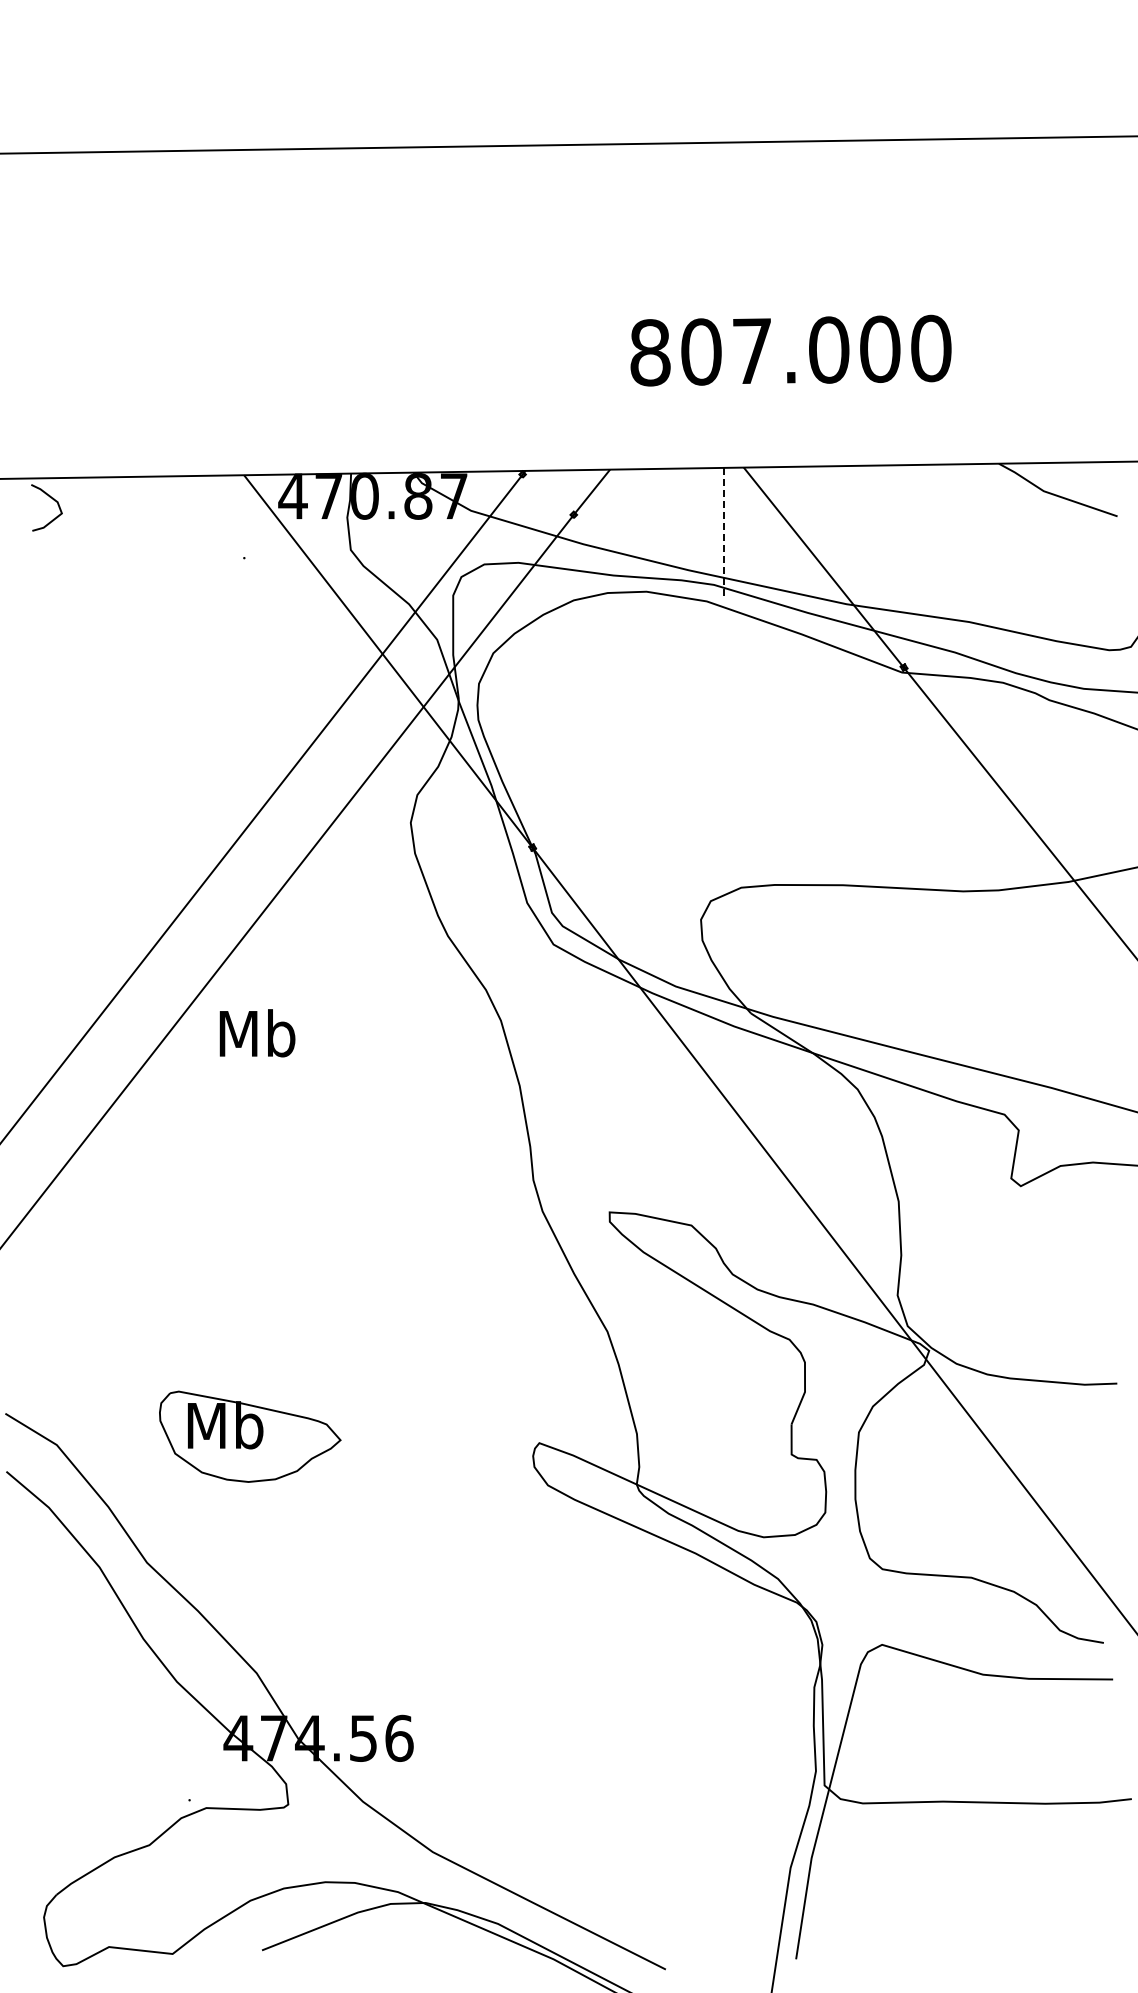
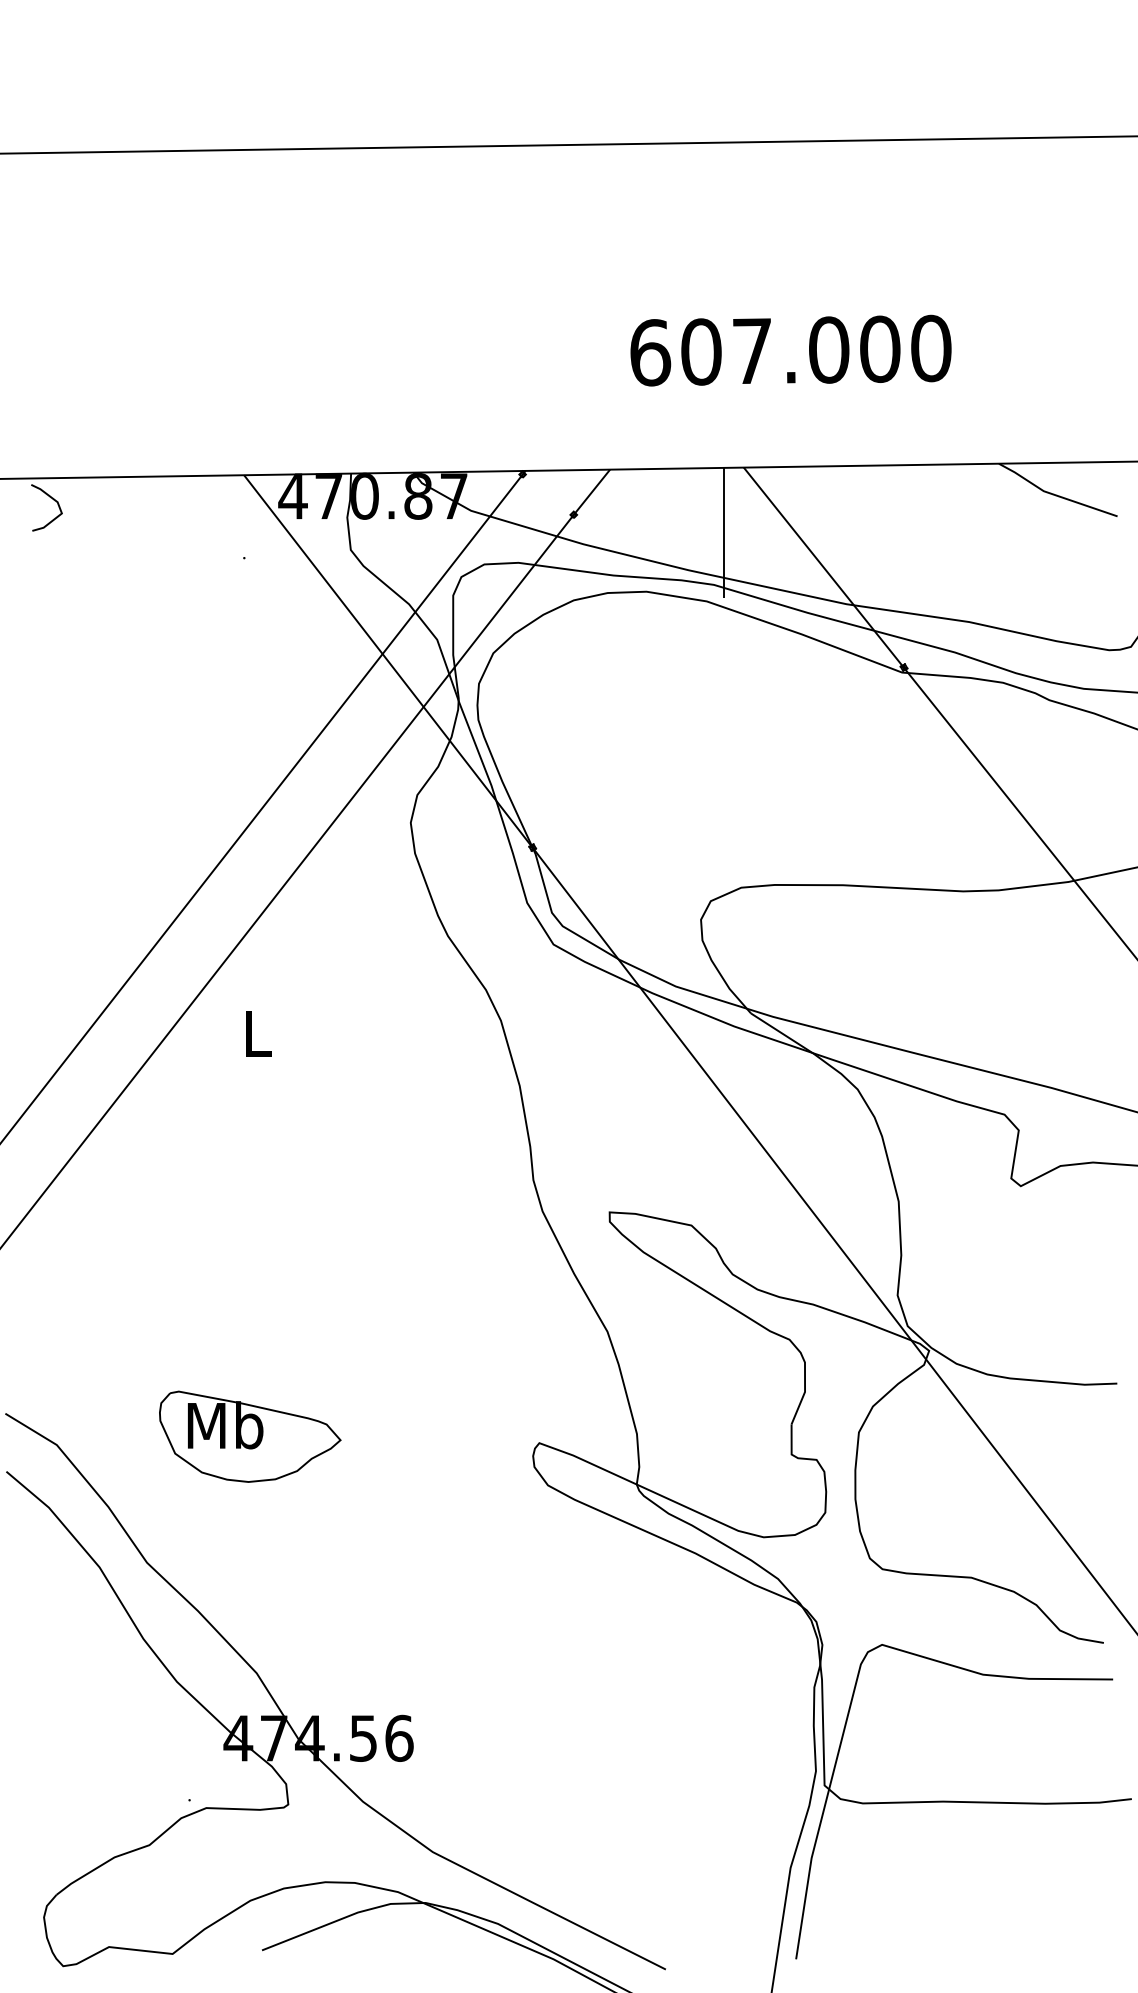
text: 807.000 -> 607.000 (650, 352)
line: dashed -> solid (723, 533)
text: Mb -> L (257, 1033)
